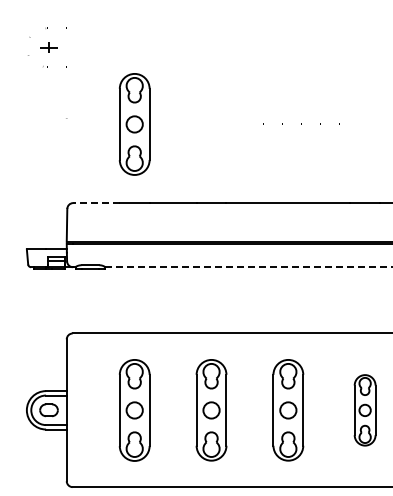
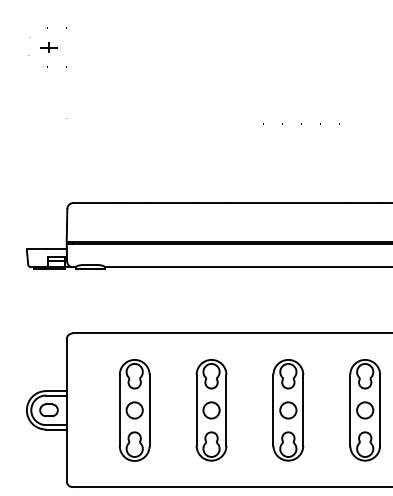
part: present -> none (134, 124)
line: dashed -> solid (96, 203)
line: dashed -> solid (248, 267)
part size: 24x73 px -> 32x103 px (364, 410)
